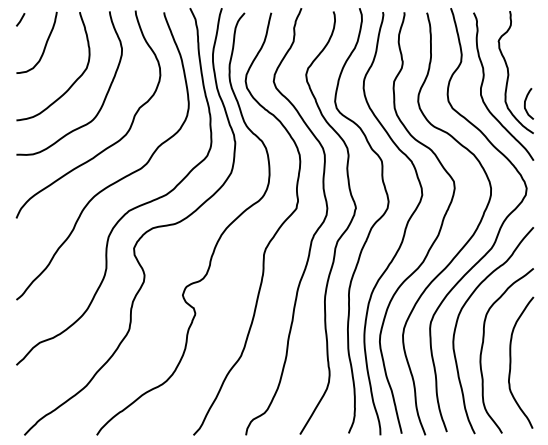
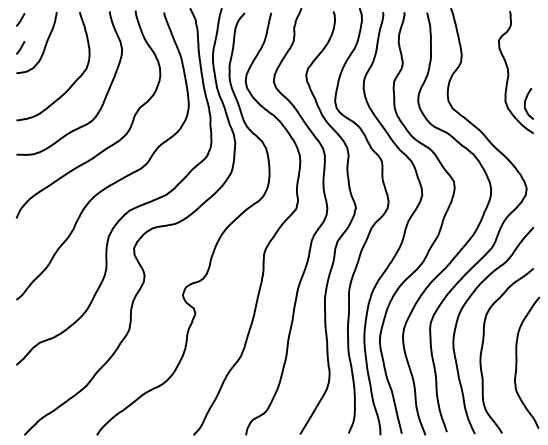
line: none -> present (20, 47)
curve: present -> none (483, 83)
curve position: (511, 362) -> (517, 362) (517, 362)
